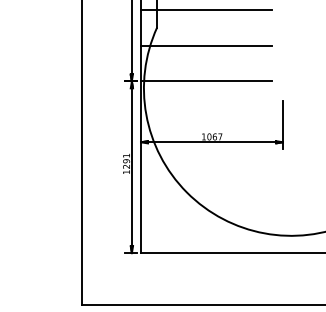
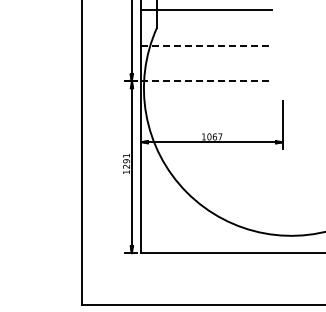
line: solid -> dashed (207, 45)
line: solid -> dashed (207, 81)
